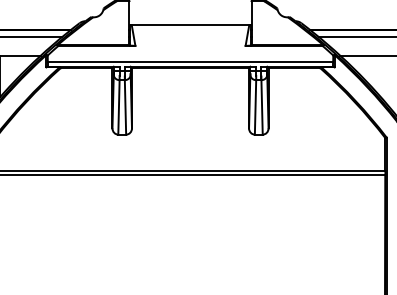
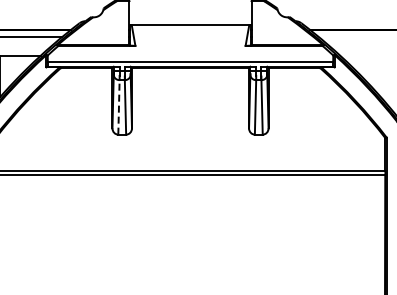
line: present -> none (356, 37)
line: present -> none (366, 55)
line: solid -> dashed (118, 106)
